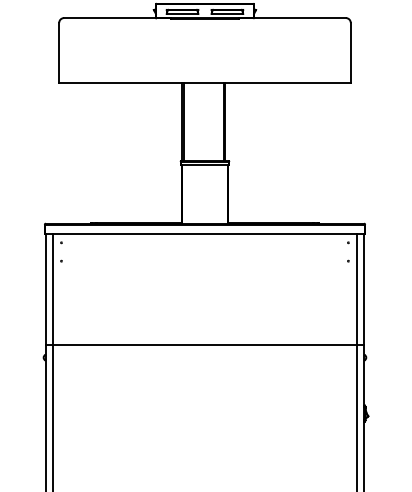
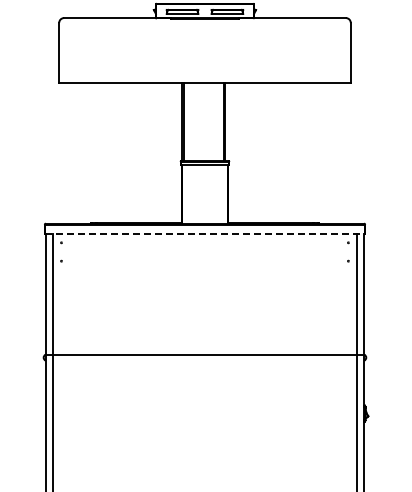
line: solid -> dashed (205, 234)
line position: (204, 345) -> (204, 355) (204, 355)
